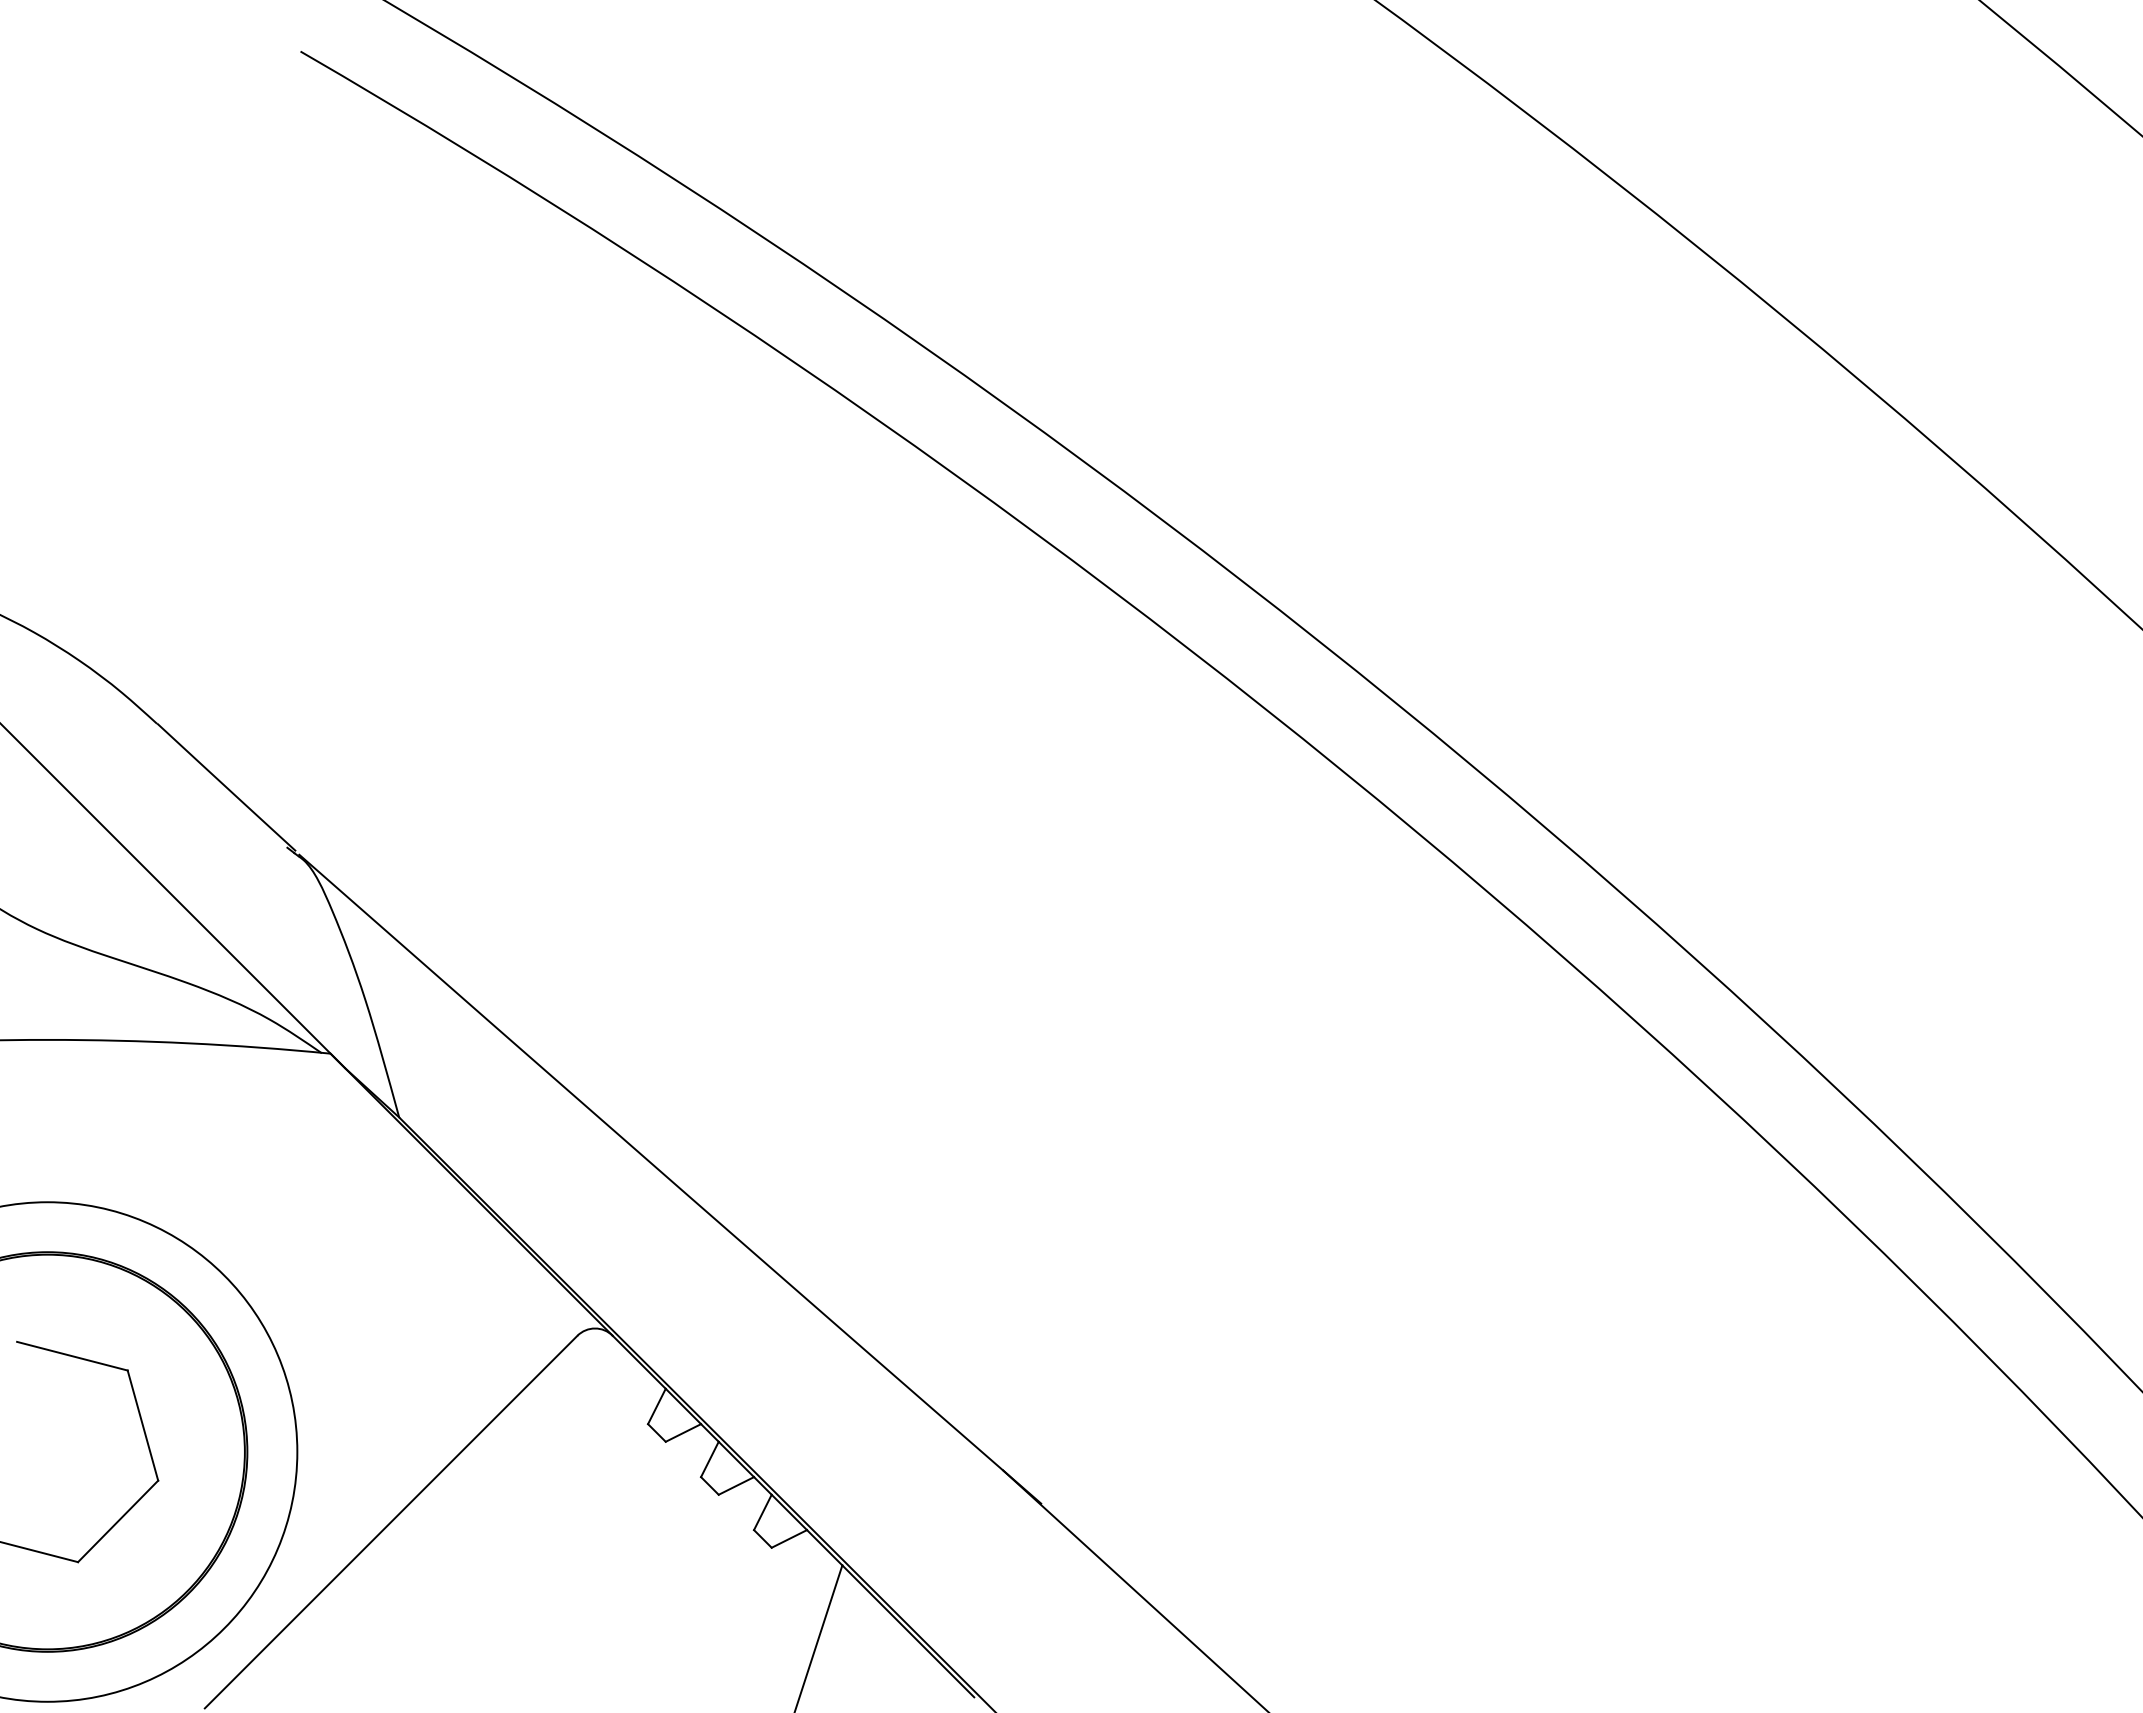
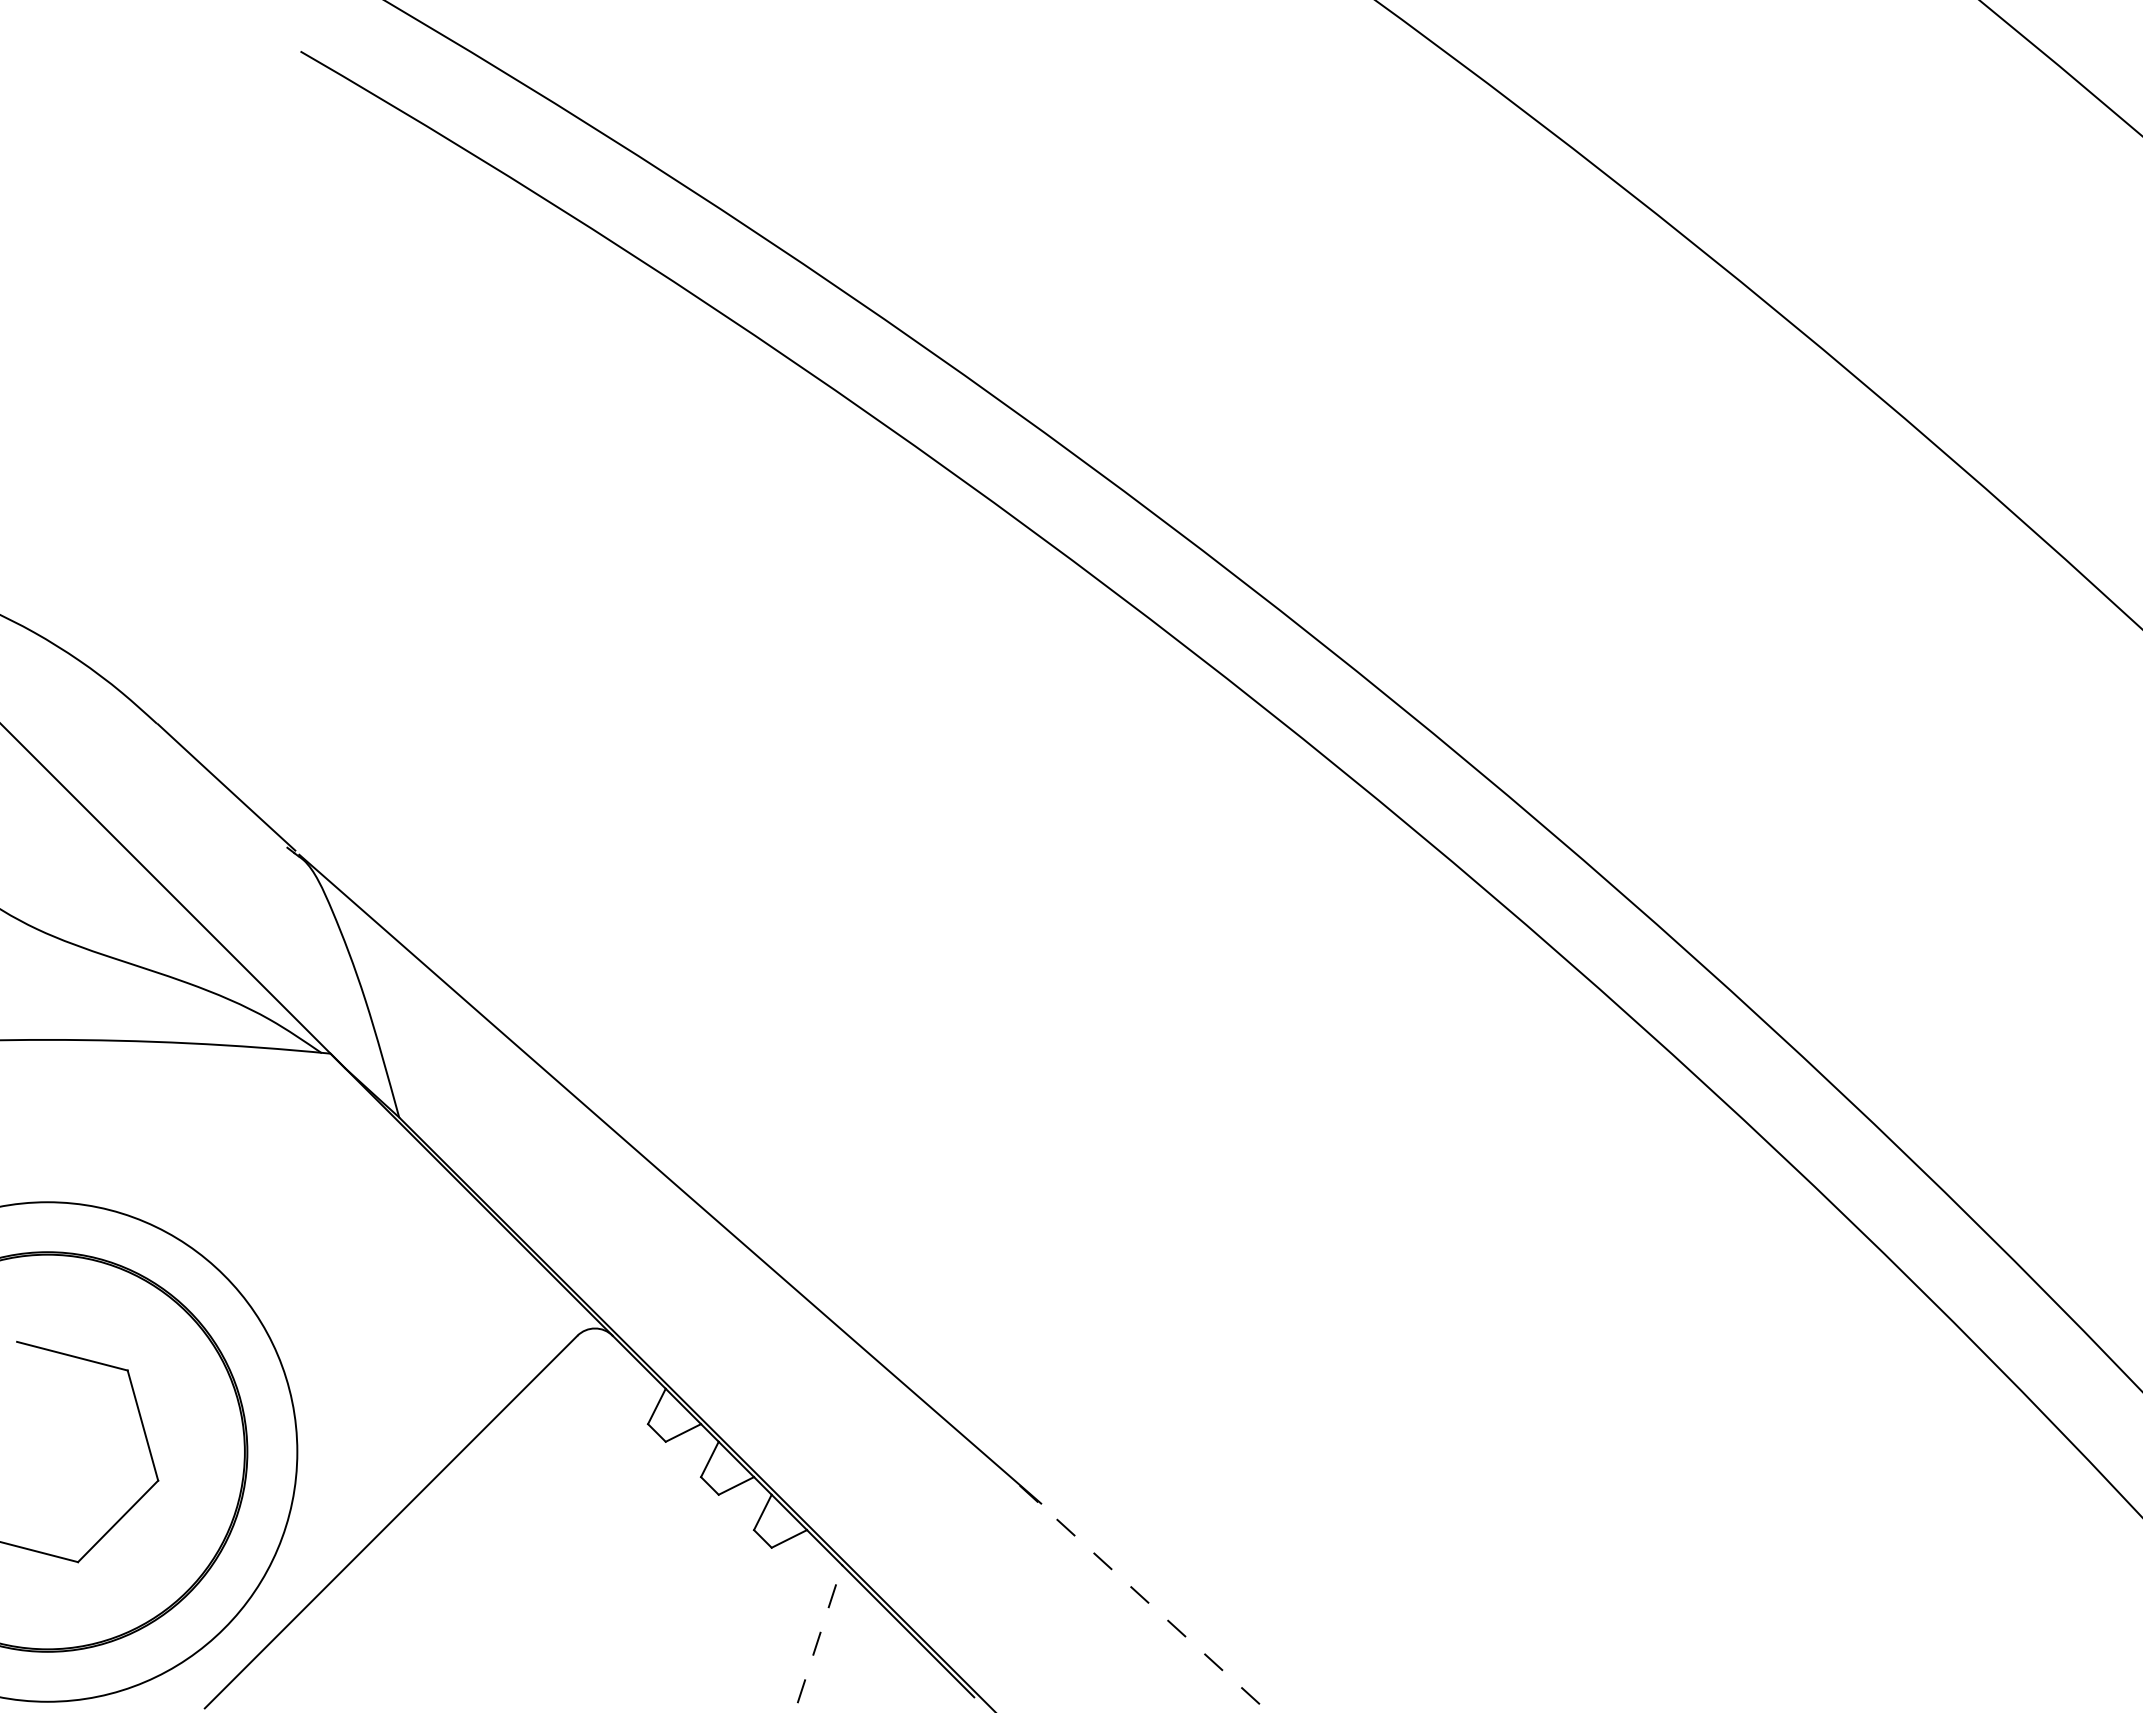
line: solid -> dashed (1135, 1591)
line: solid -> dashed (818, 1638)
